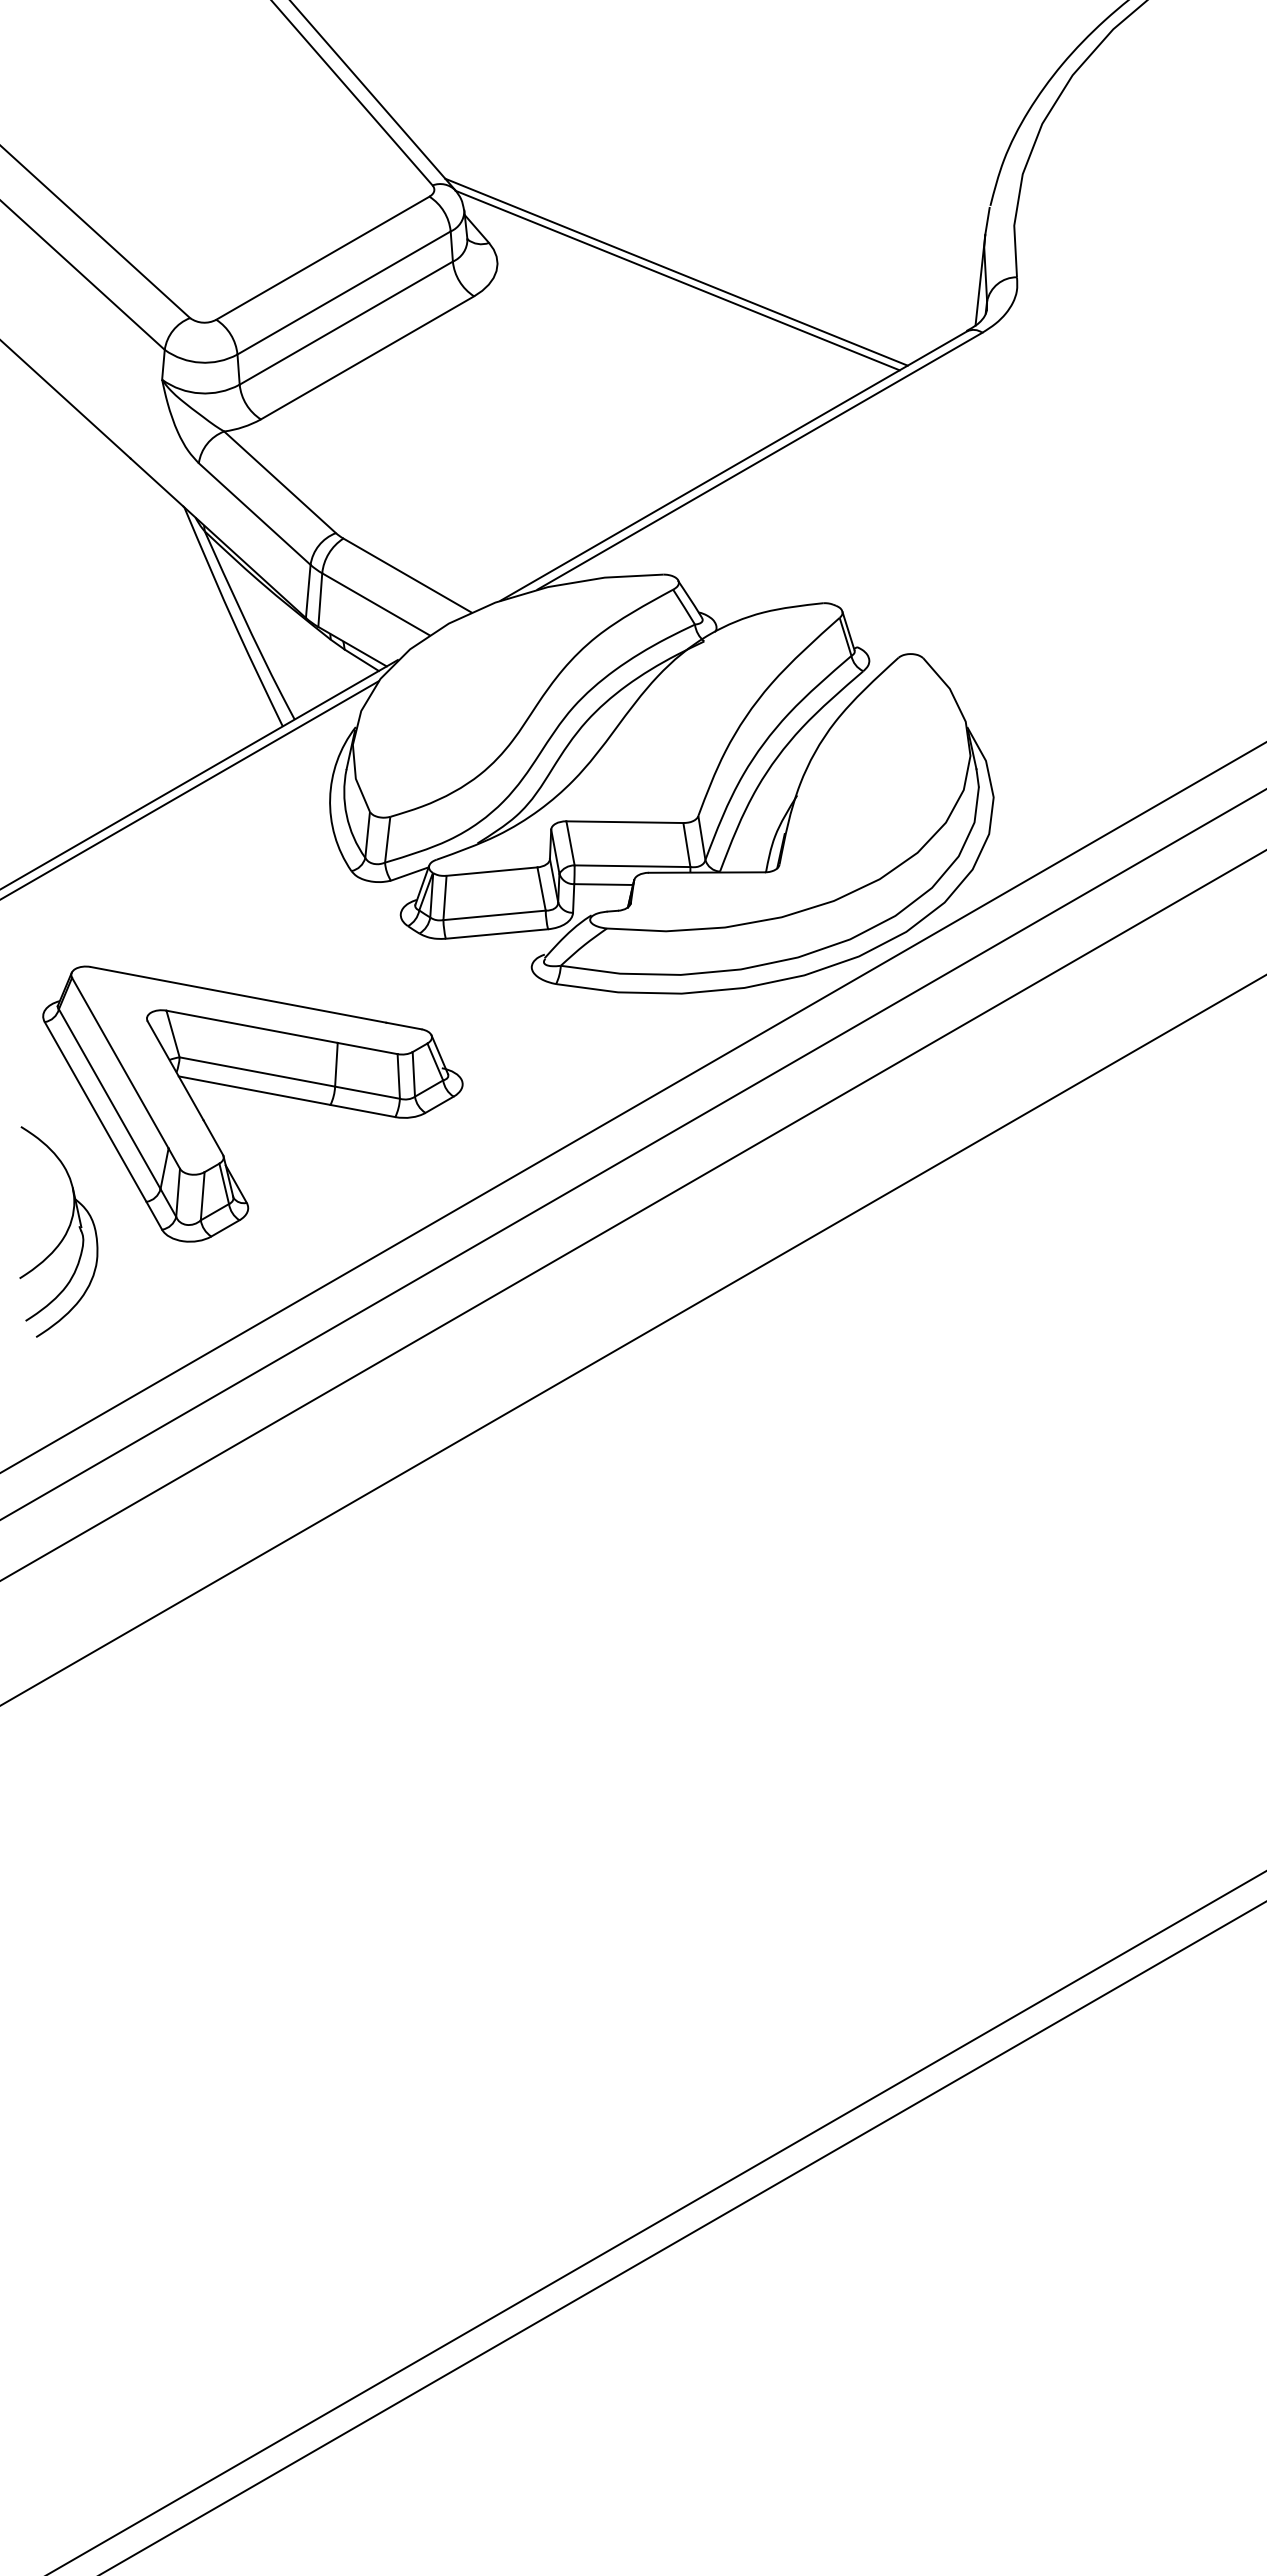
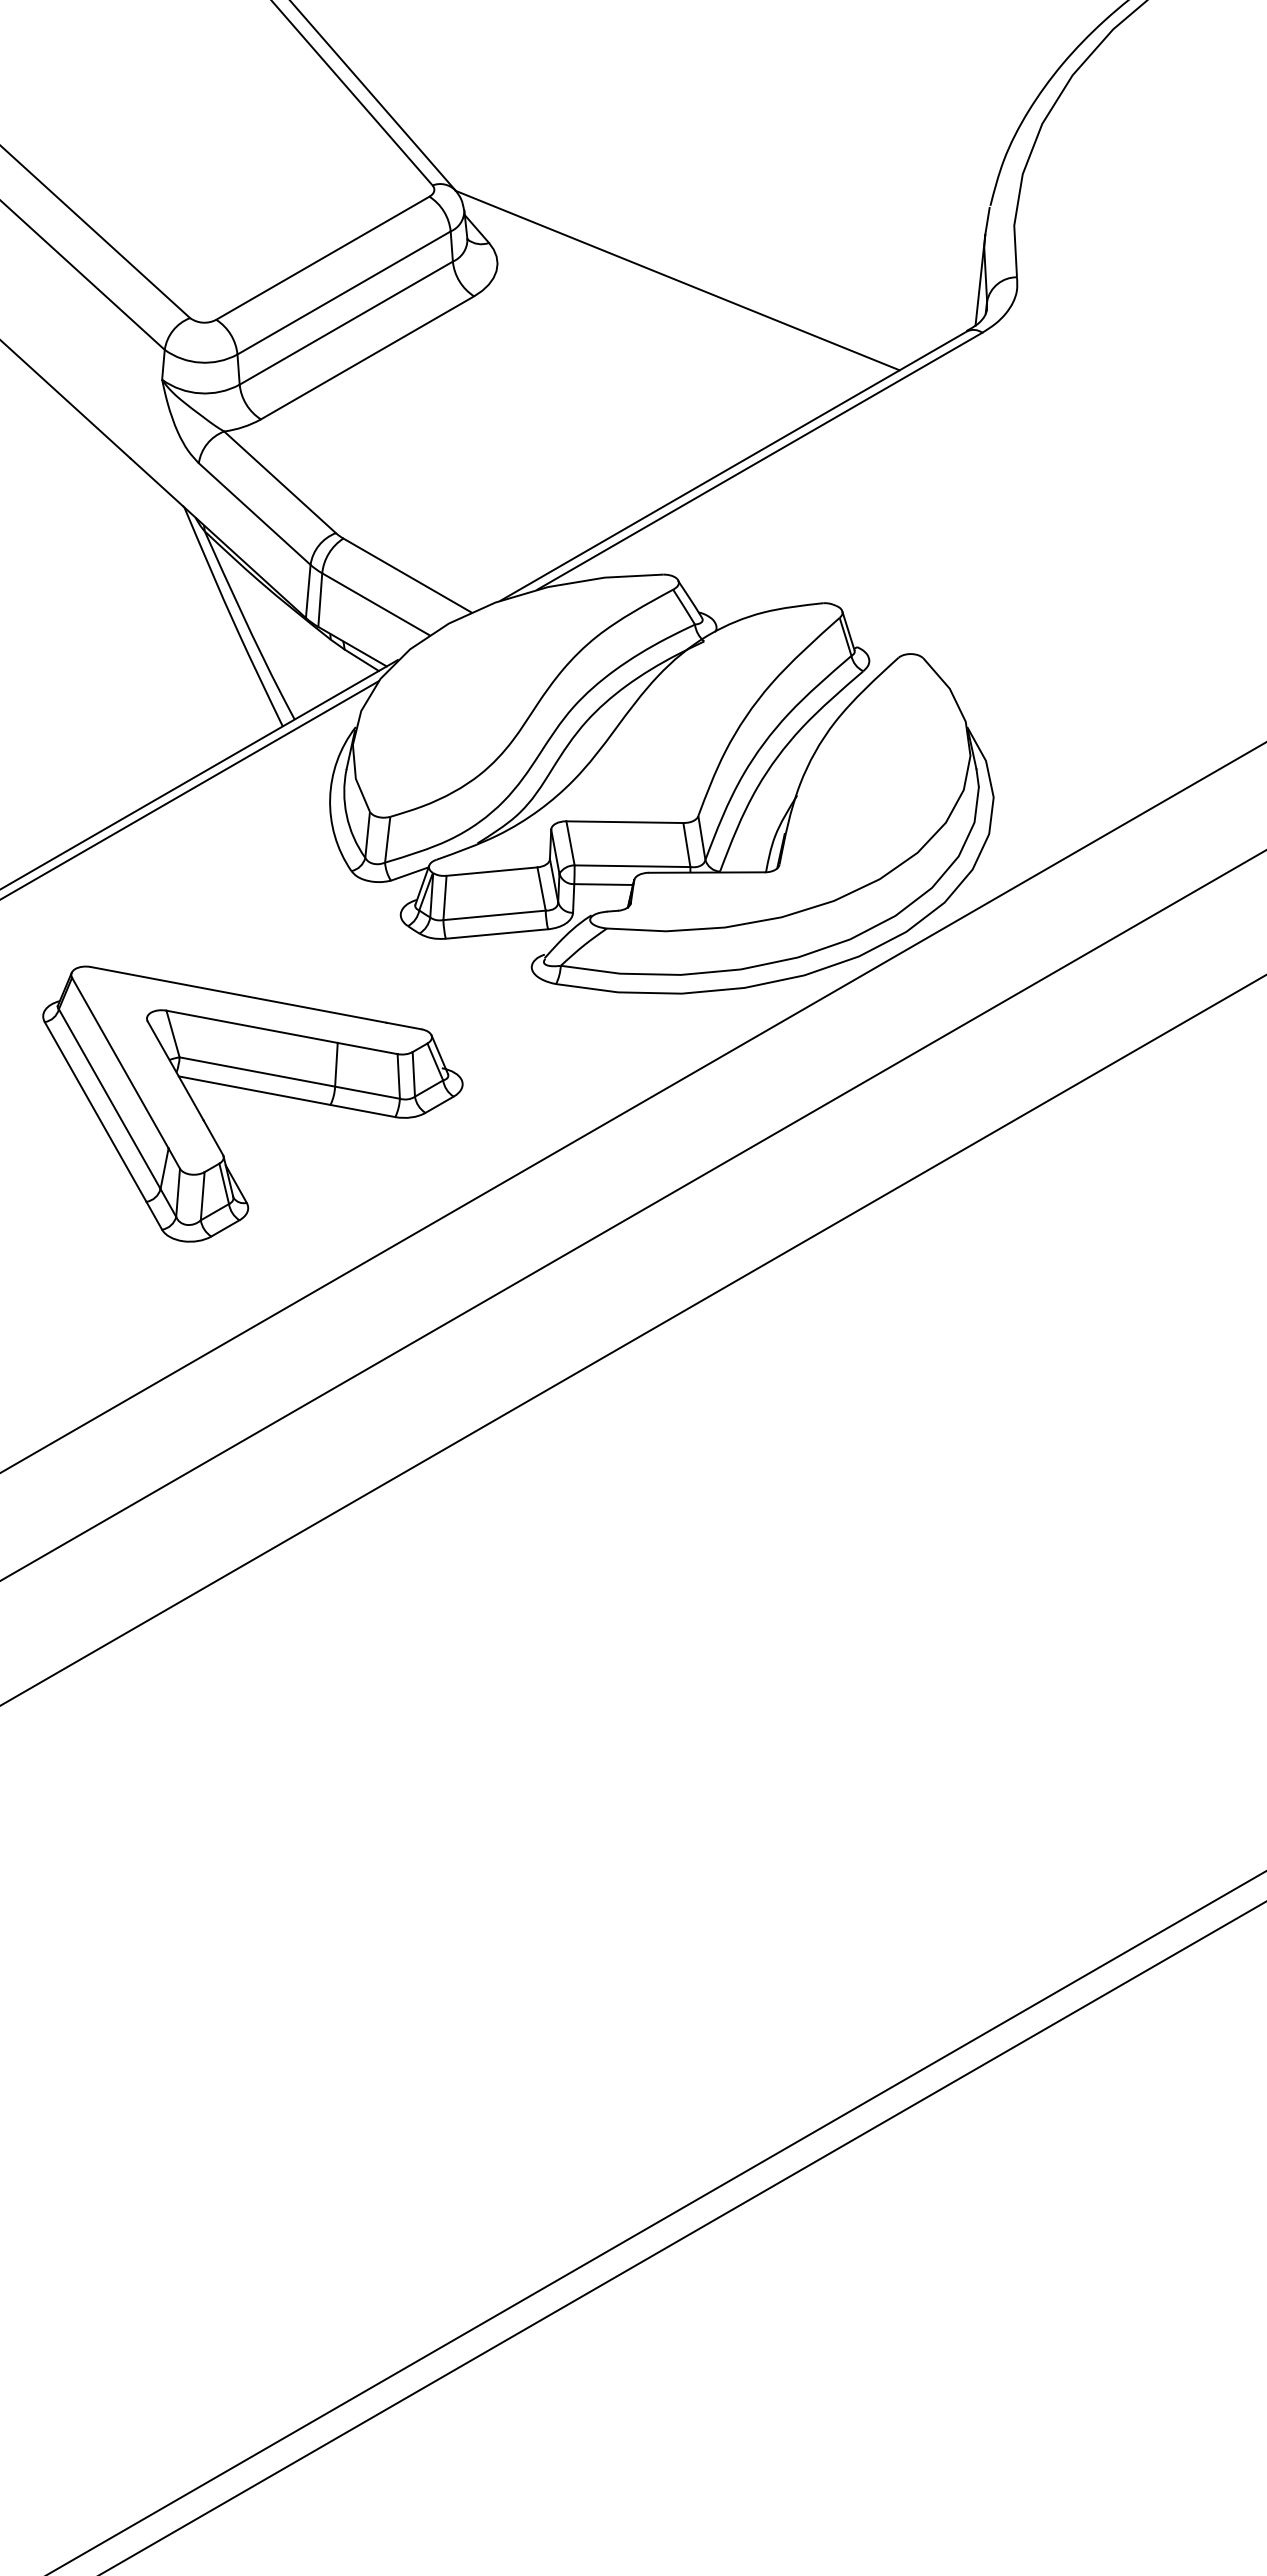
line: present -> none (676, 271)
line: present -> none (632, 1154)
part: present -> none (64, 1234)
